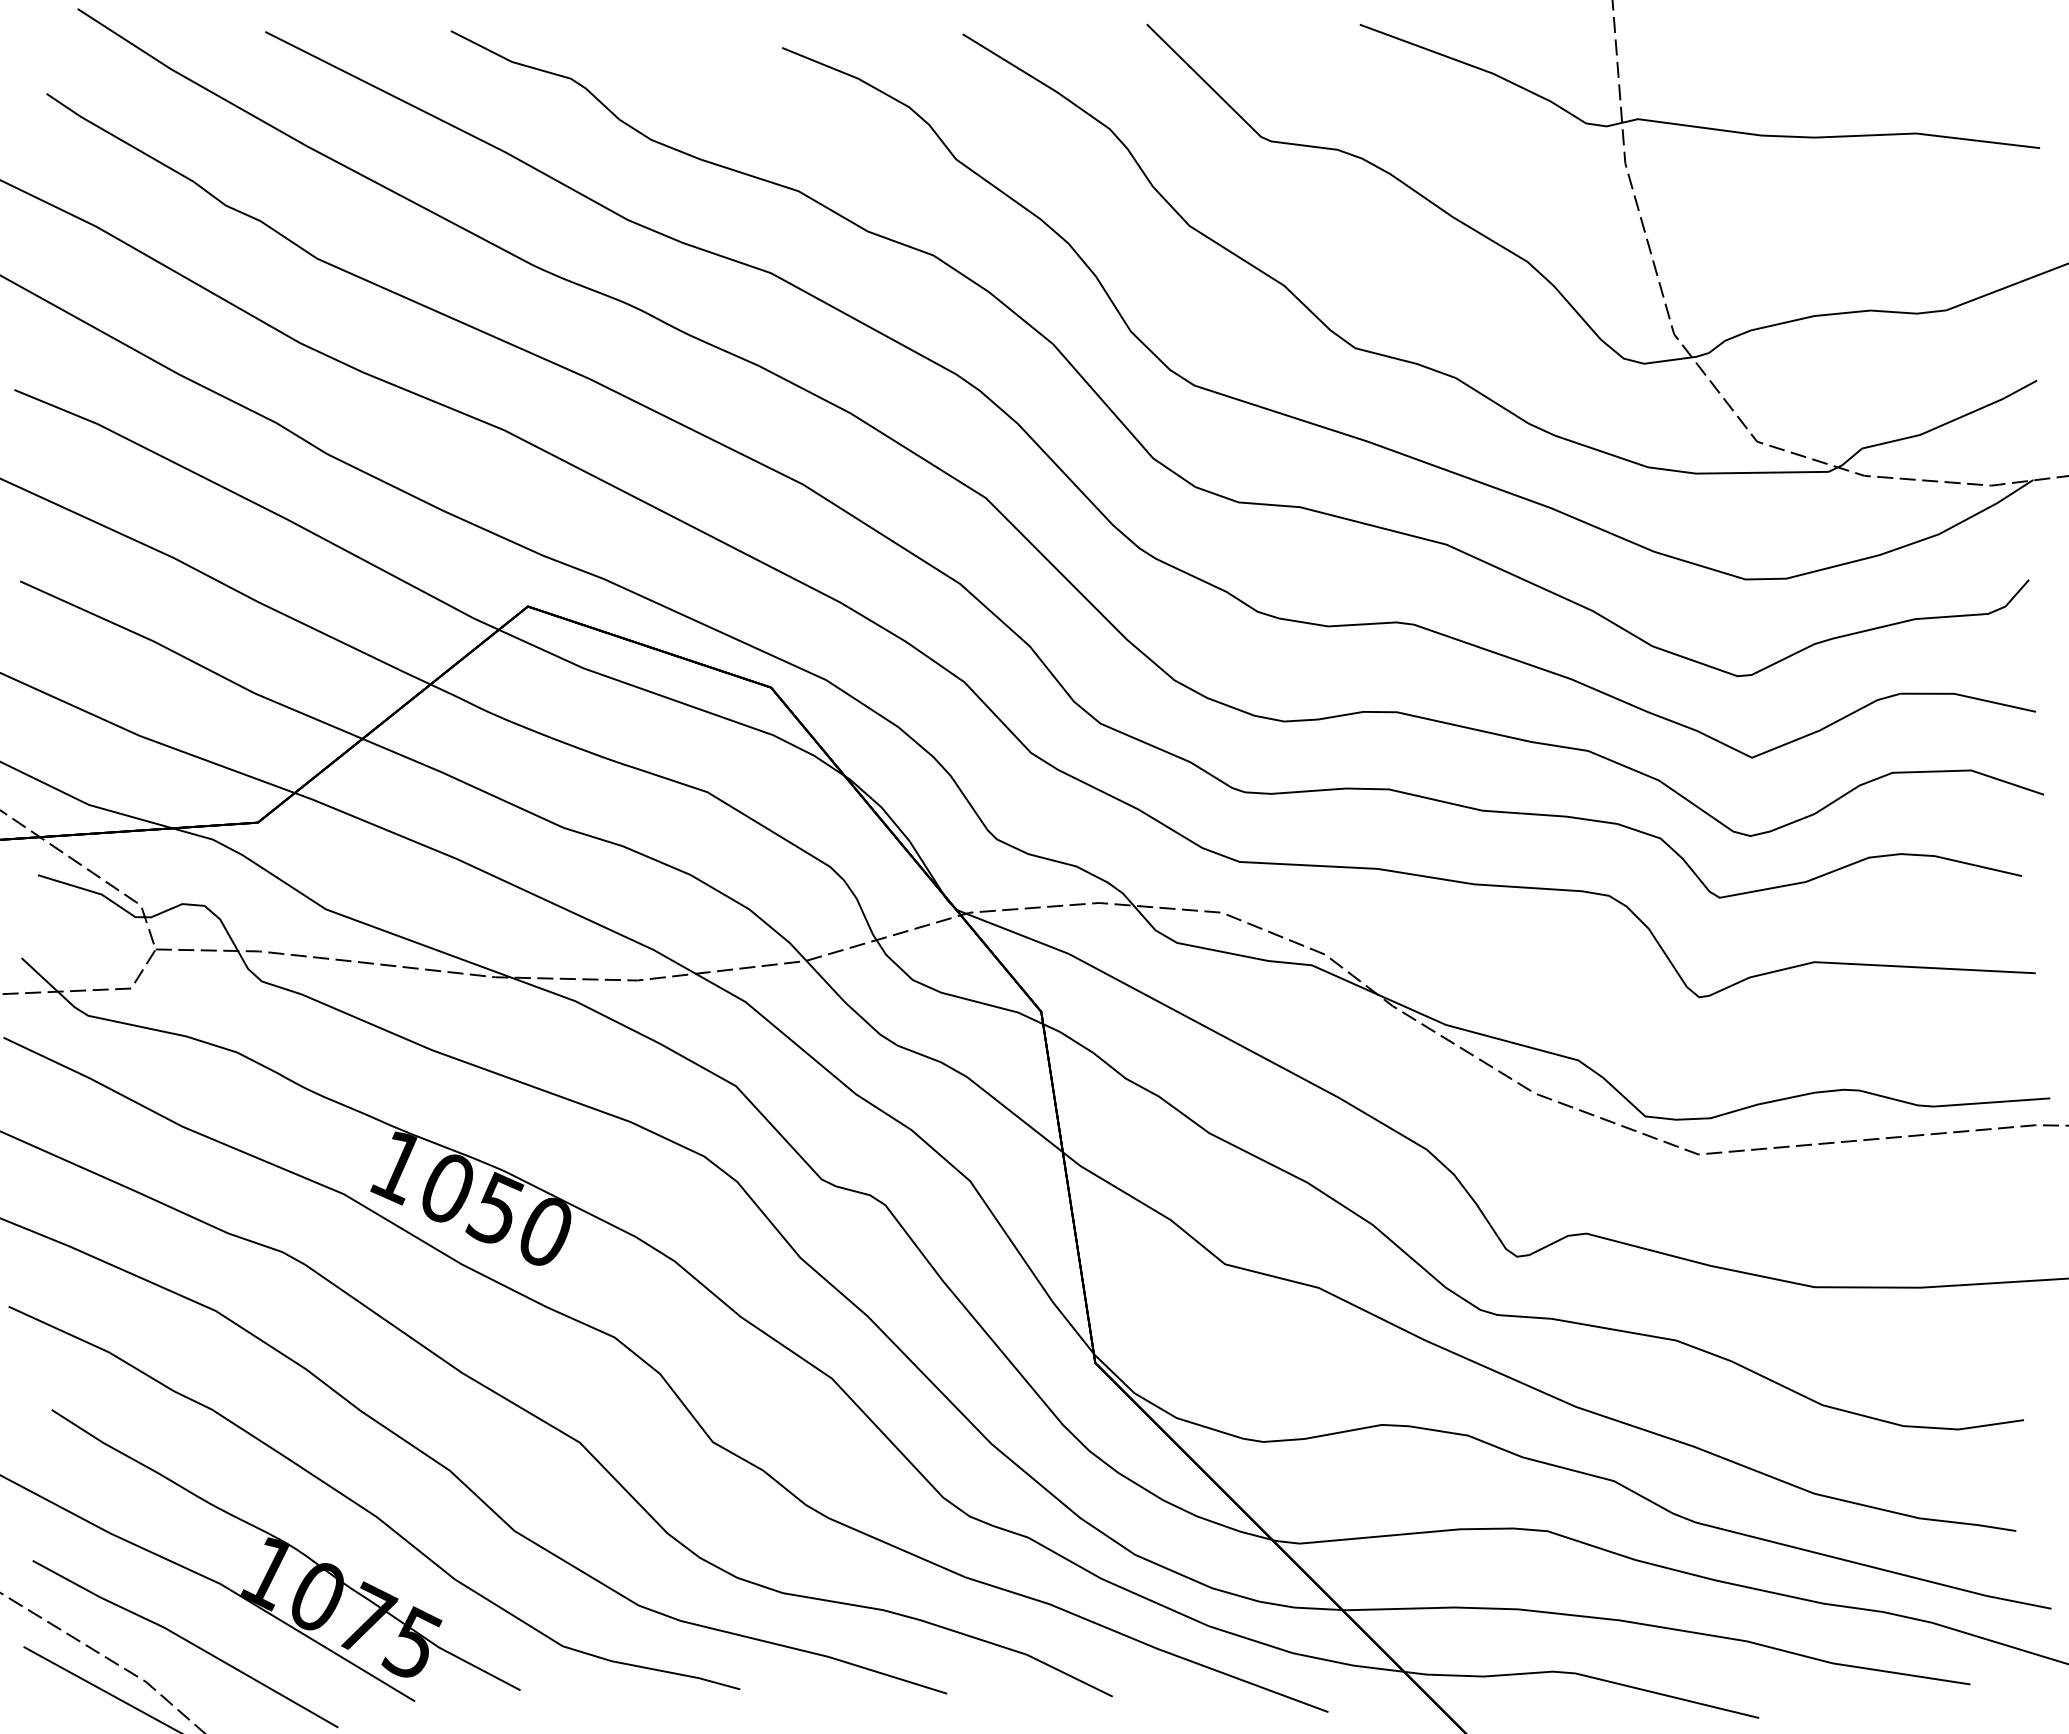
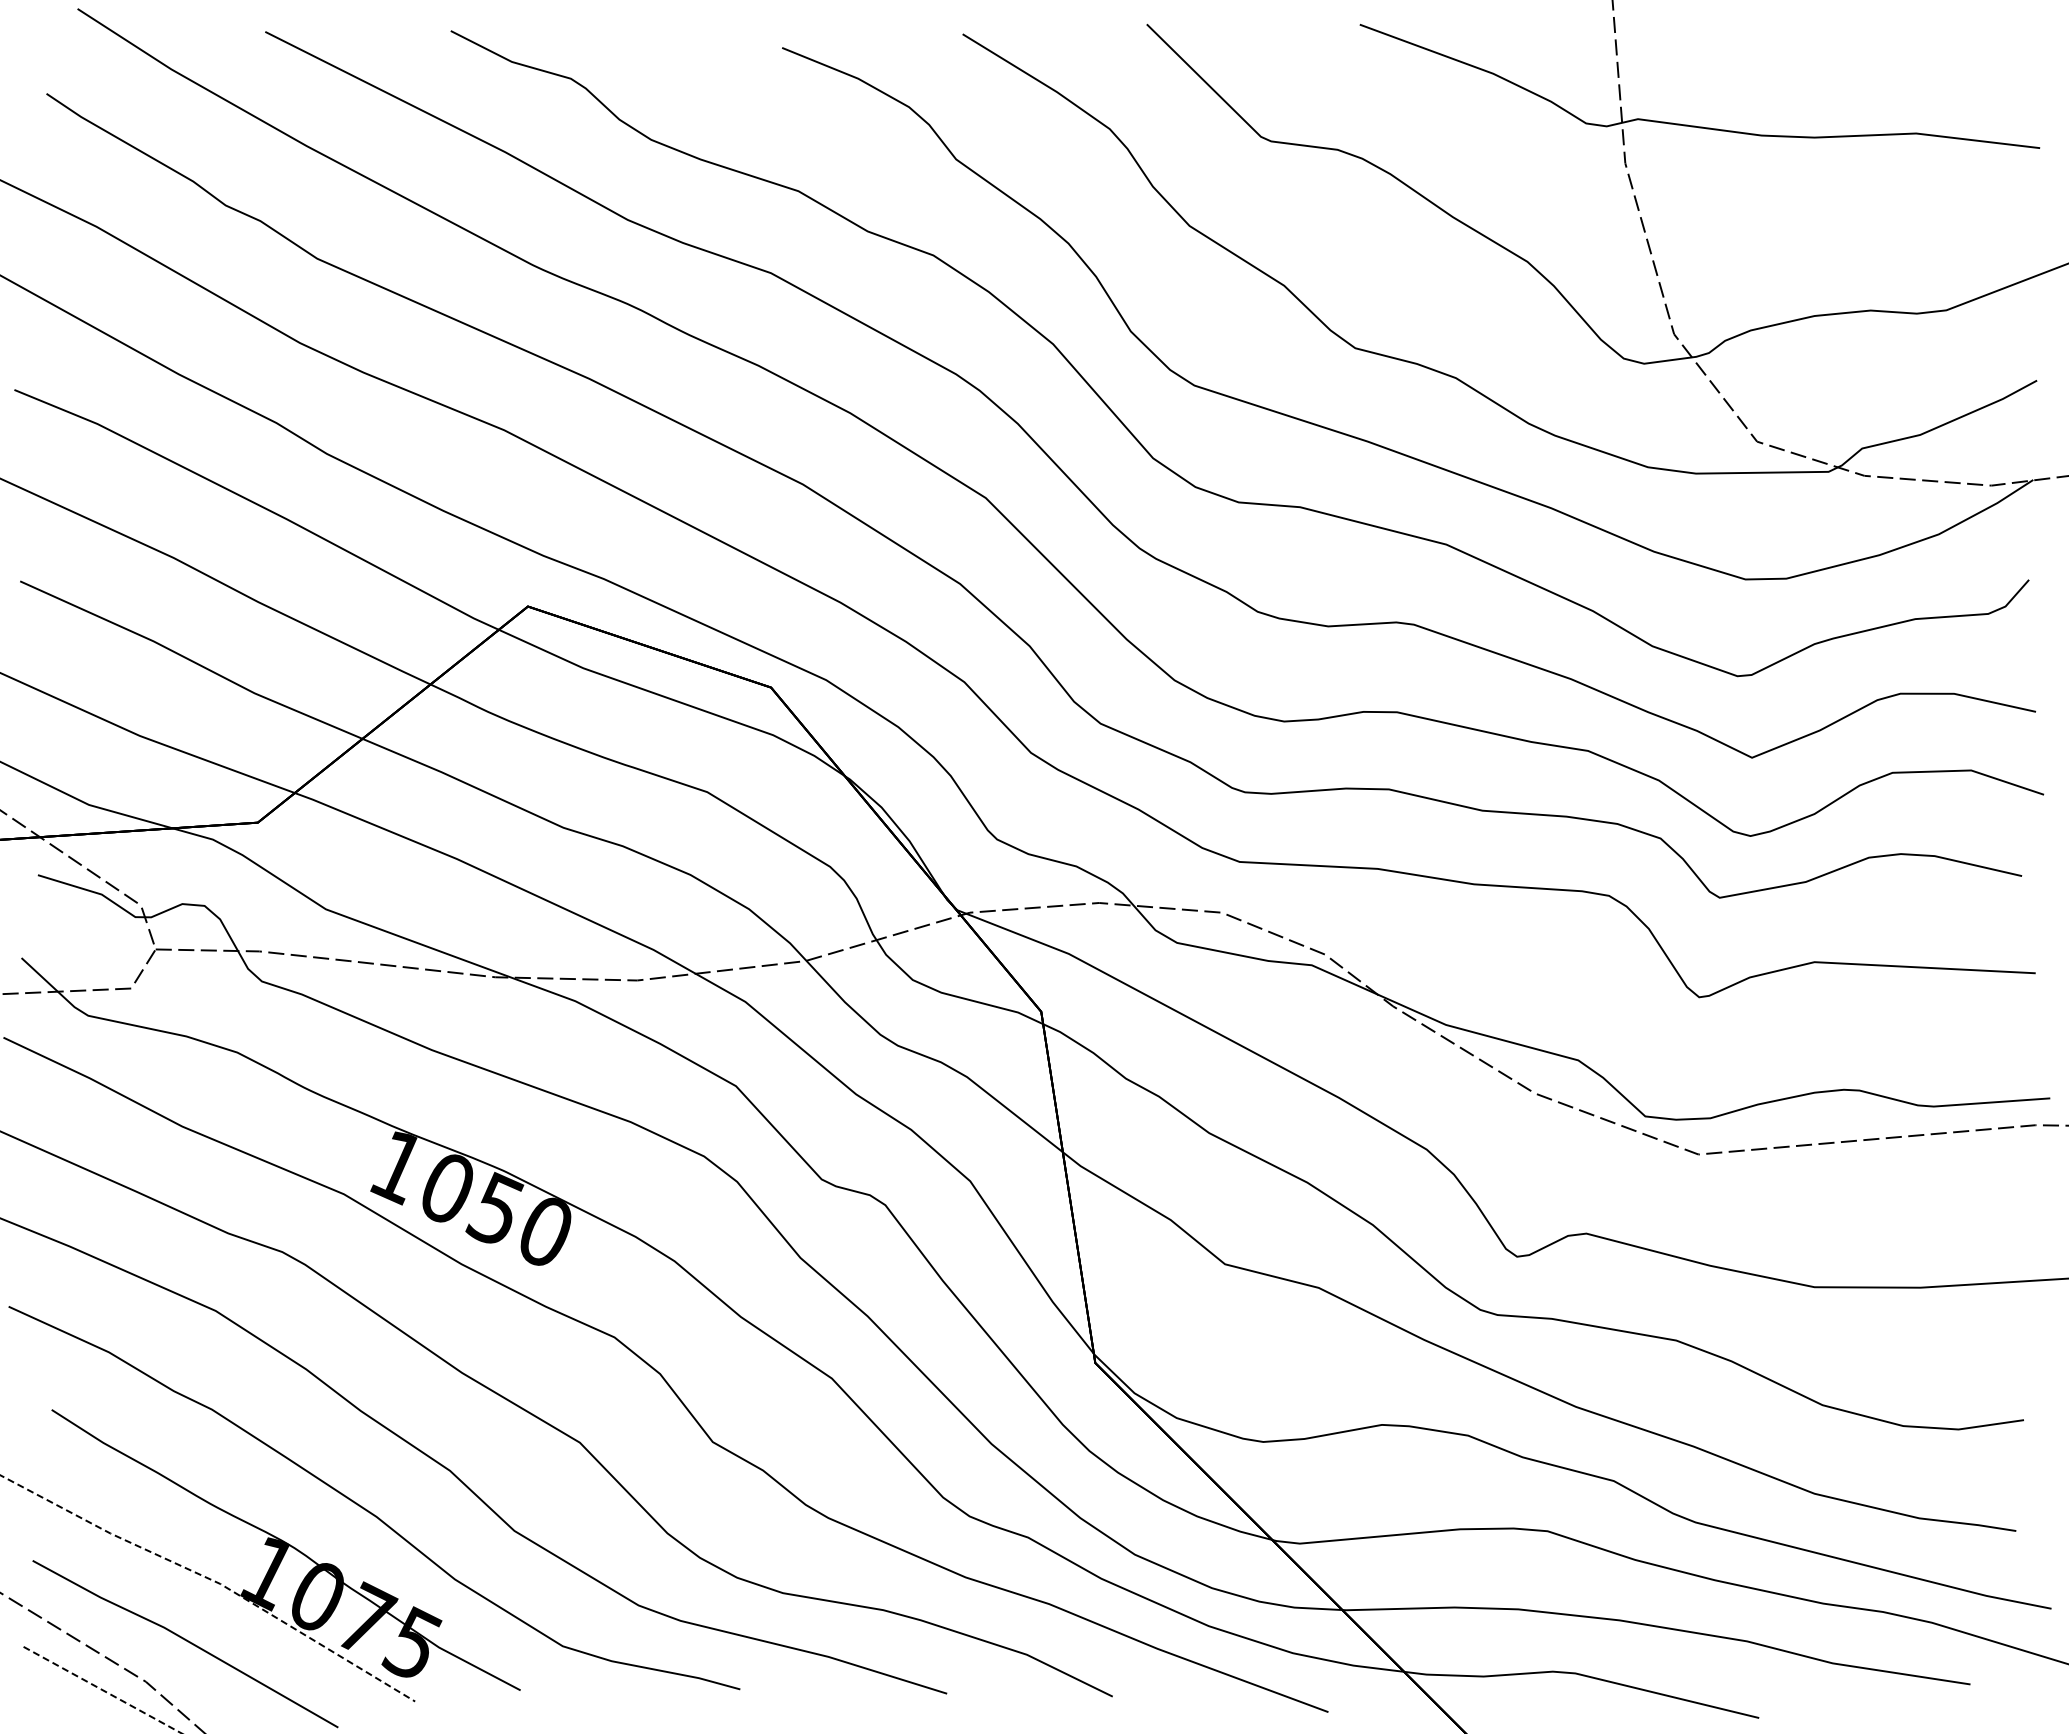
line: solid -> dashed (212, 1580)
line: solid -> dashed (103, 1690)
